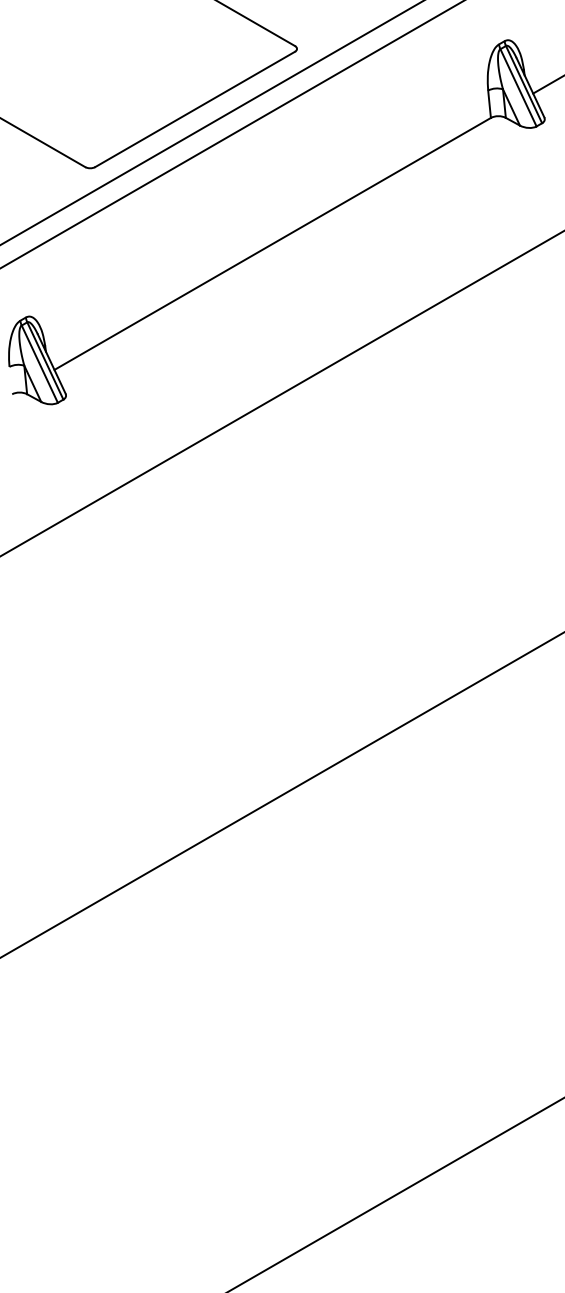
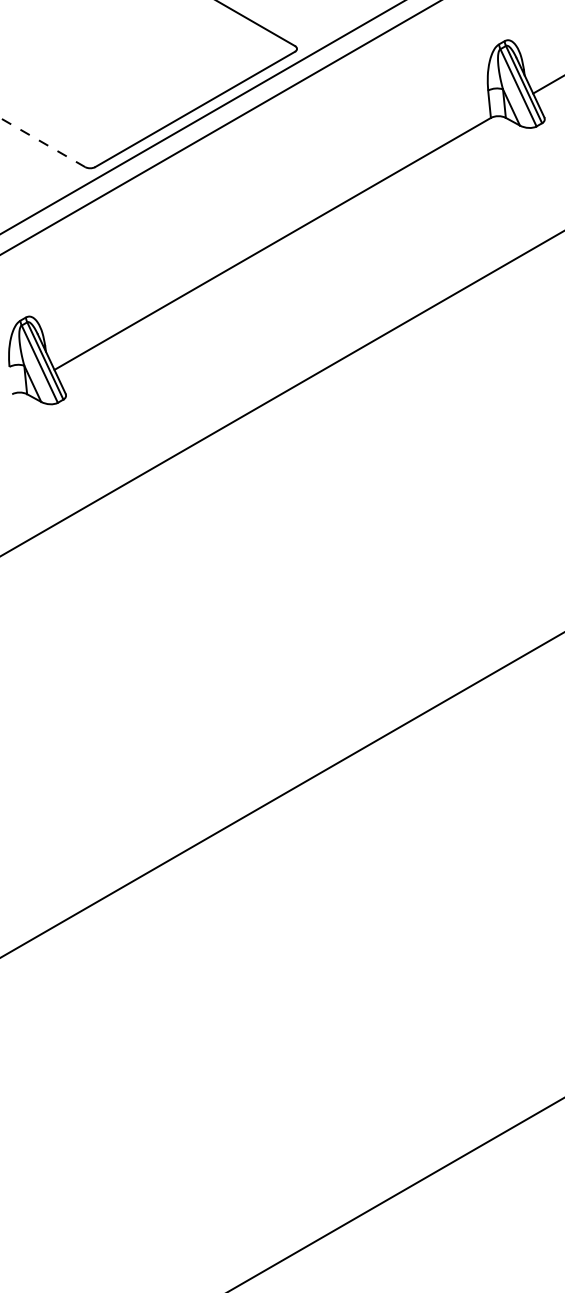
line position: (211, 122) -> (202, 117) (202, 117)
line position: (231, 134) -> (220, 127) (220, 127)
line: solid -> dashed (43, 142)
